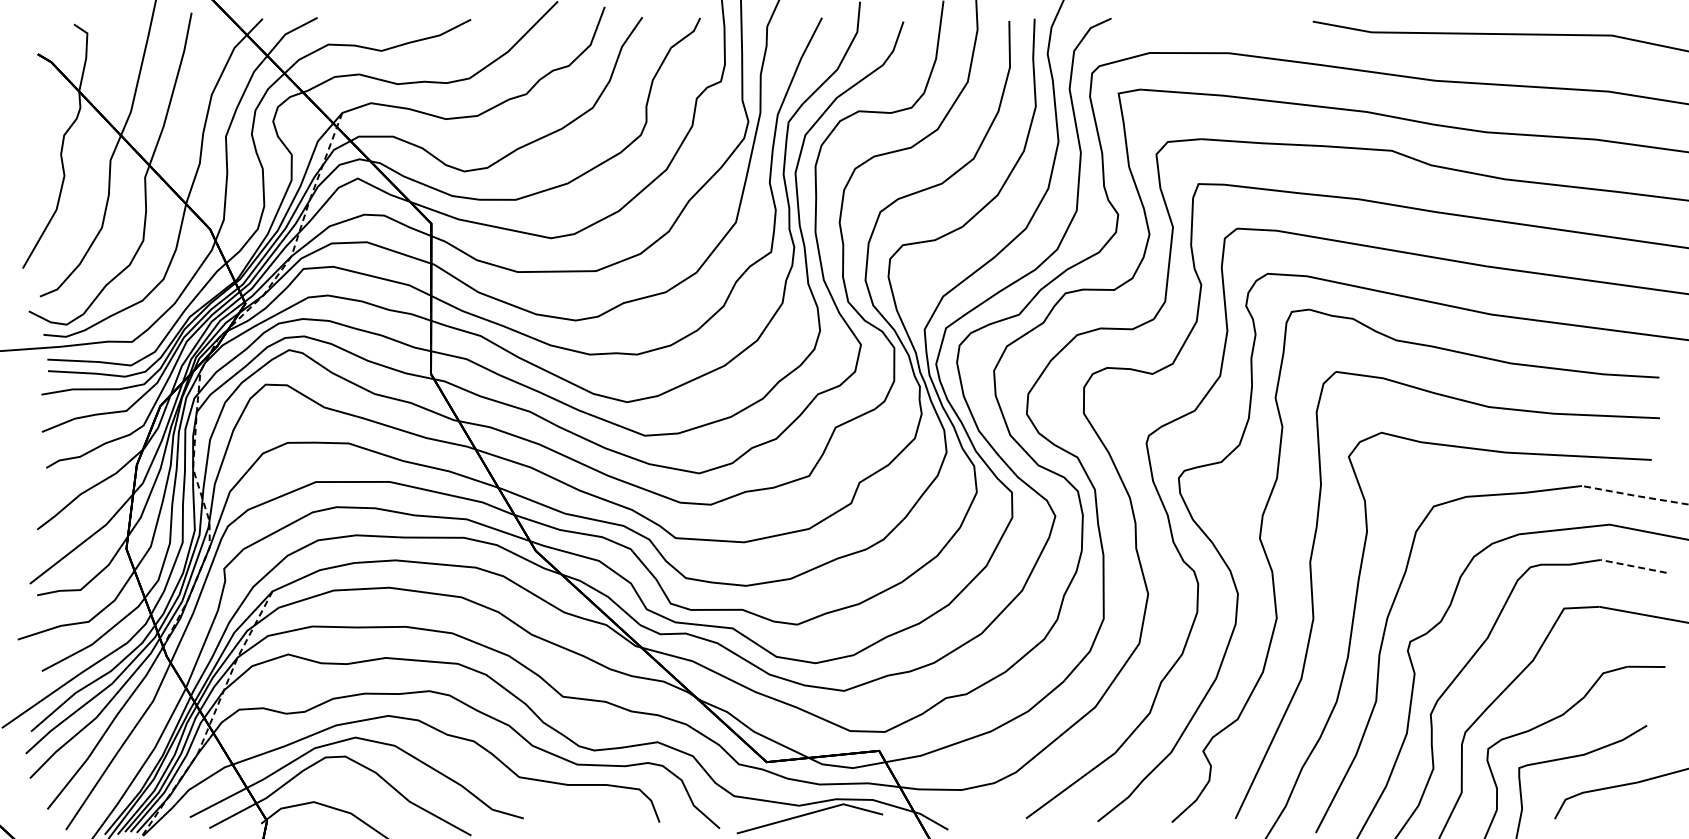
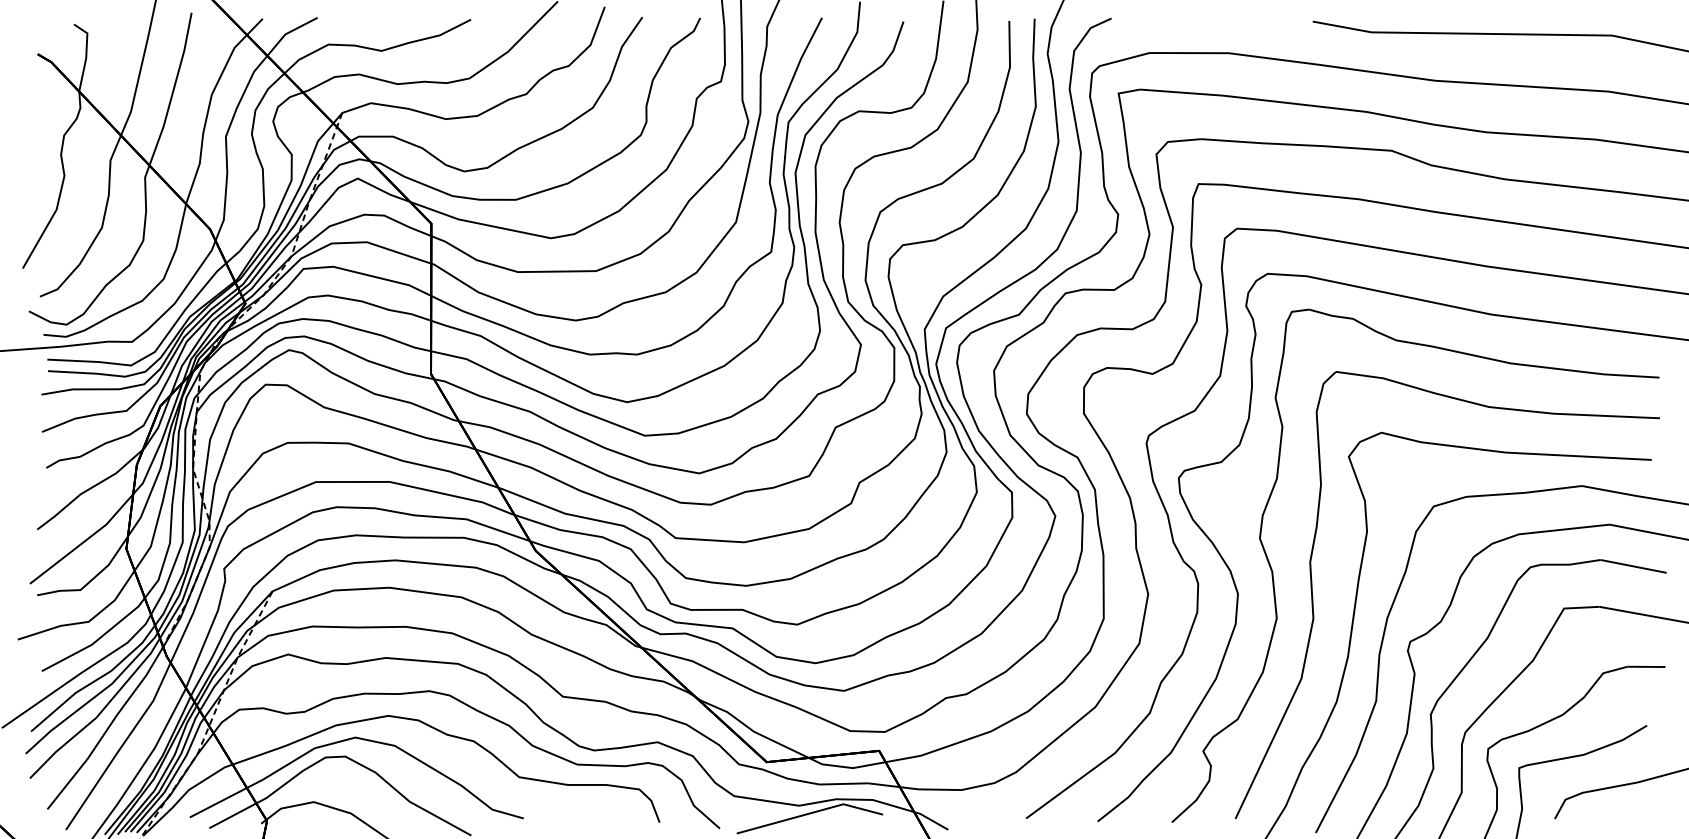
line: dashed -> solid (1634, 495)
line: dashed -> solid (1633, 566)
